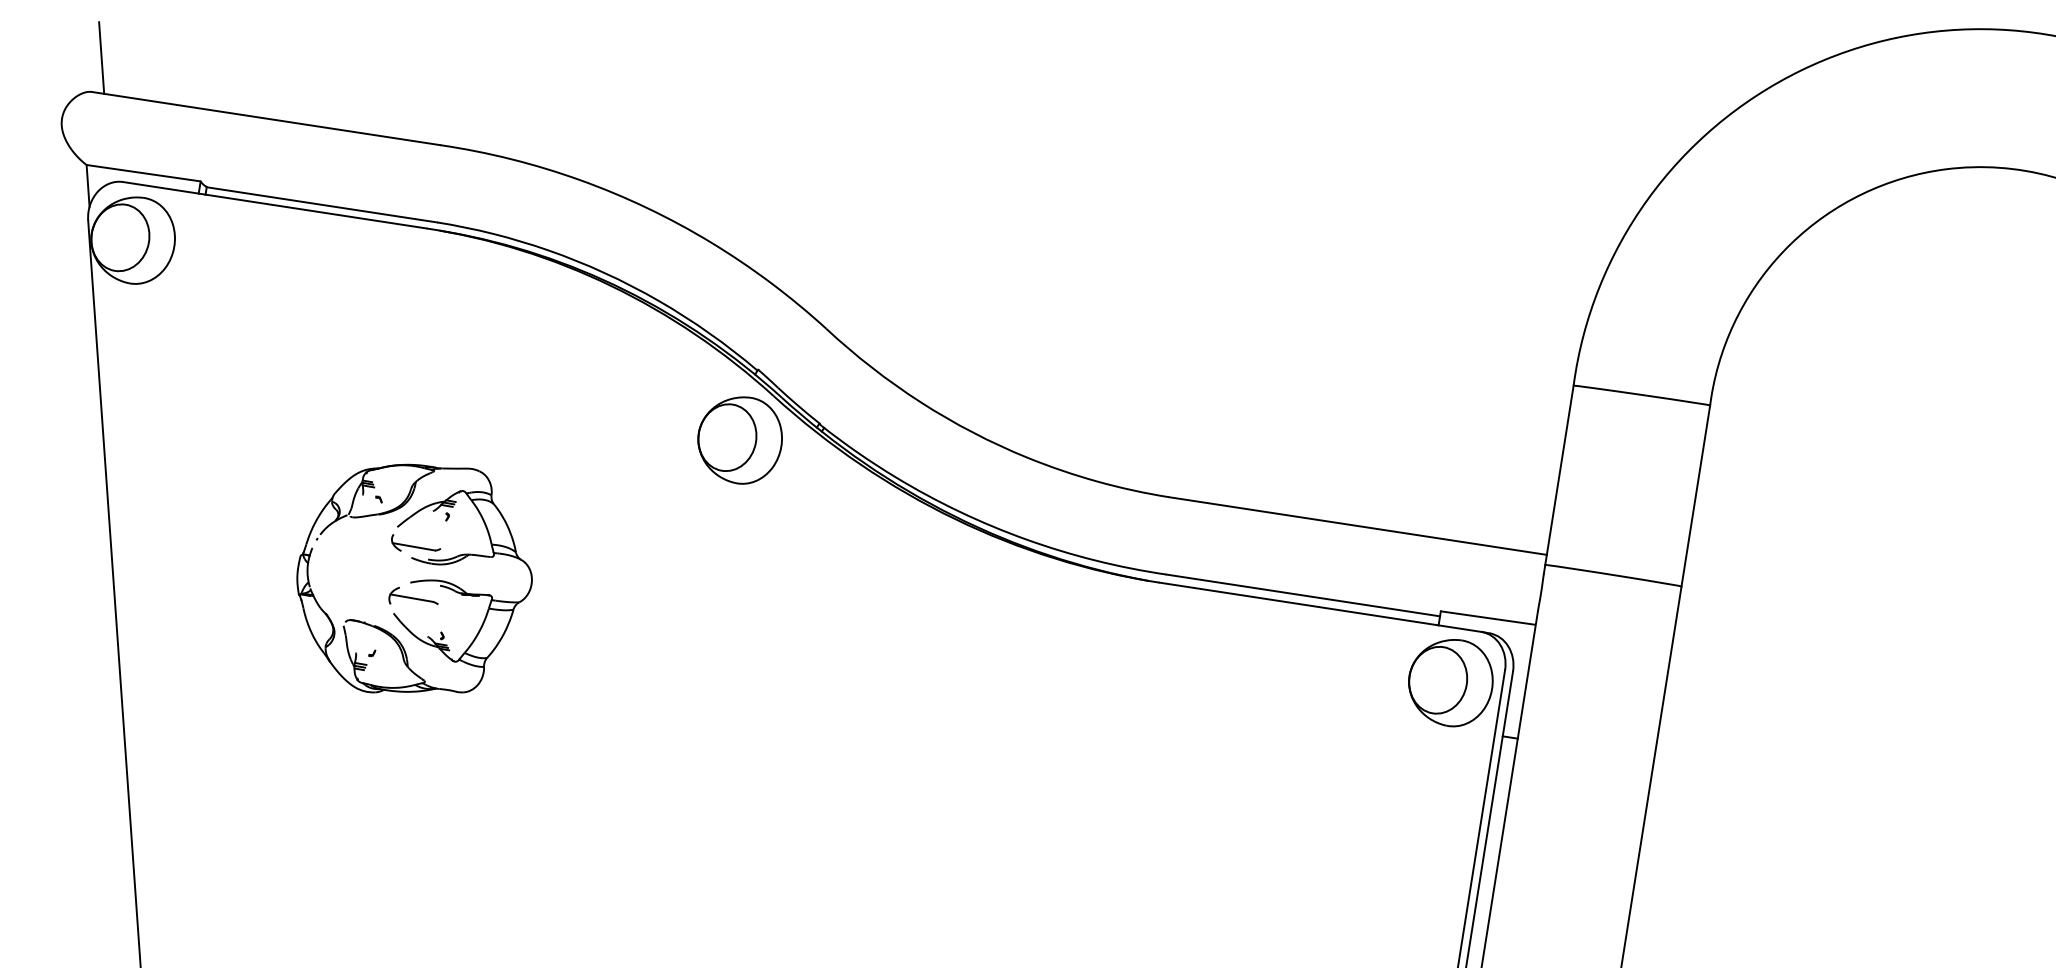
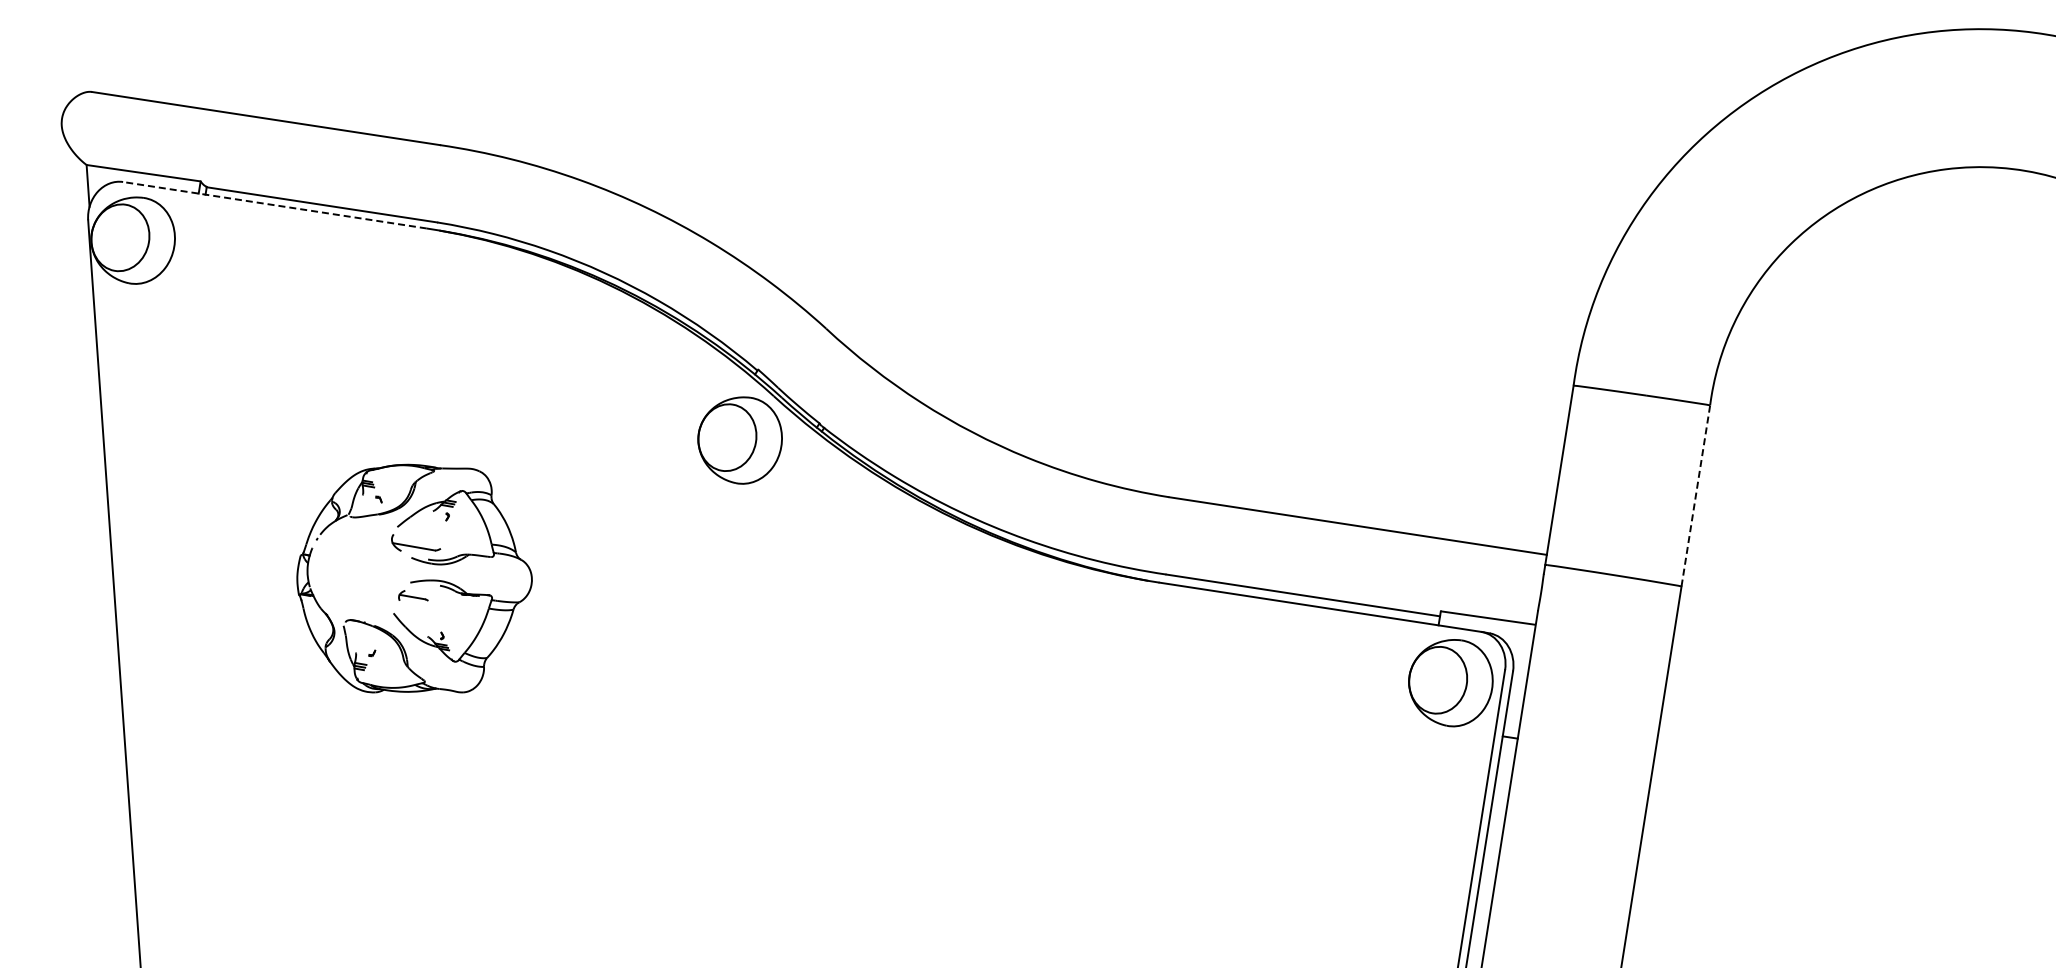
line: present -> none (101, 57)
line: solid -> dashed (274, 205)
line: solid -> dashed (1695, 495)
part size: 51x19 px -> 31x12 px (413, 595)
